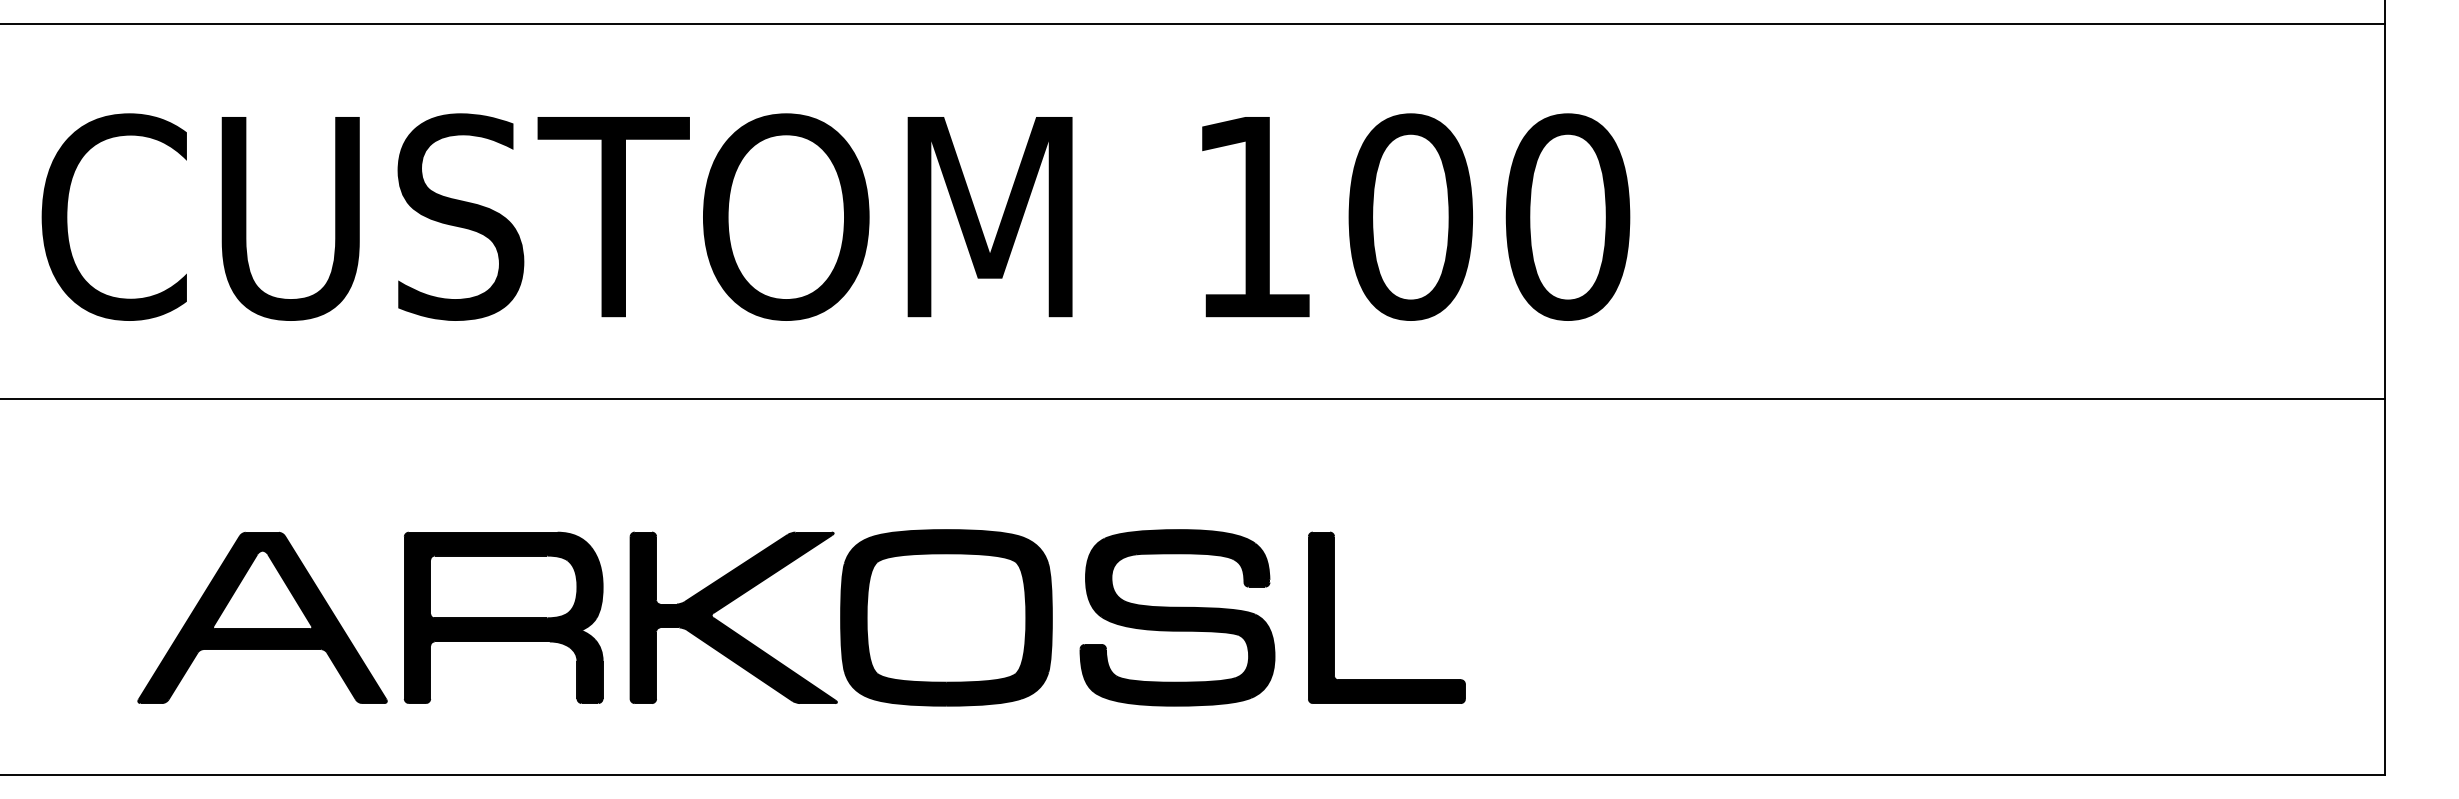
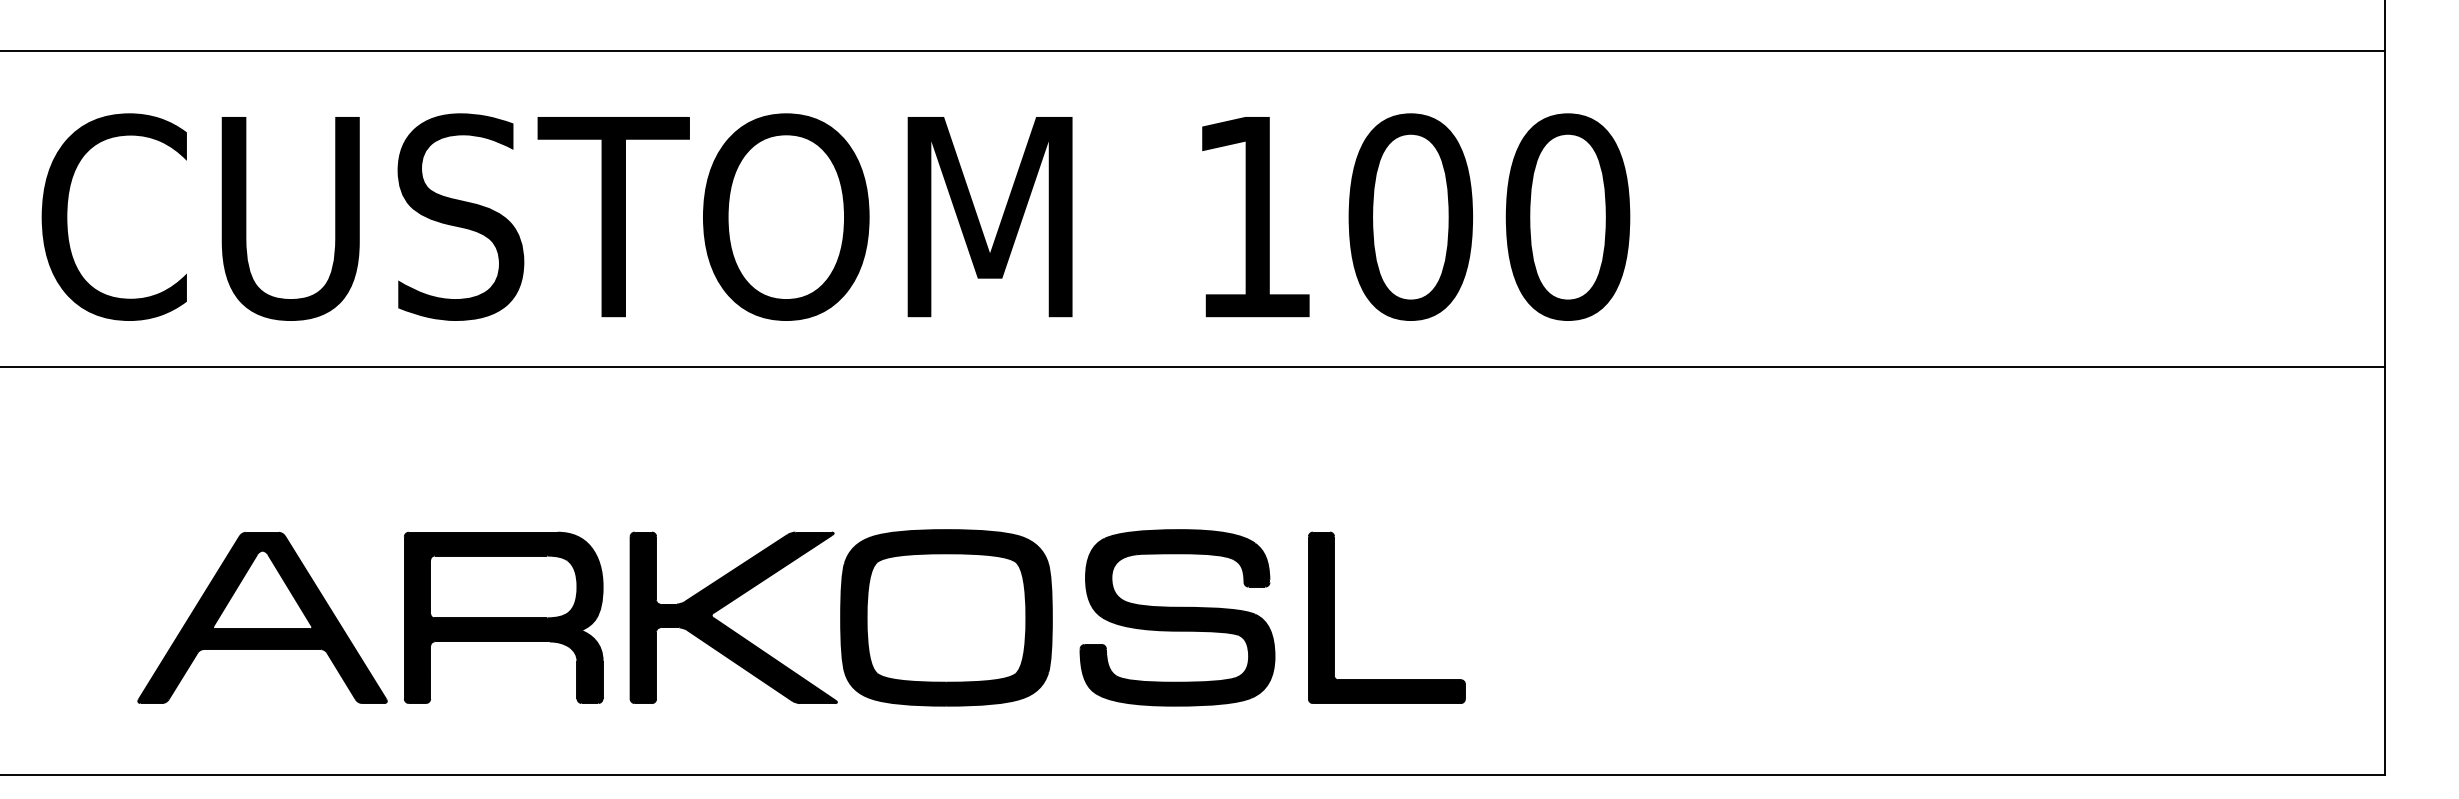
line position: (1193, 24) -> (1193, 51) (1193, 51)
line position: (1193, 399) -> (1193, 367) (1193, 367)
